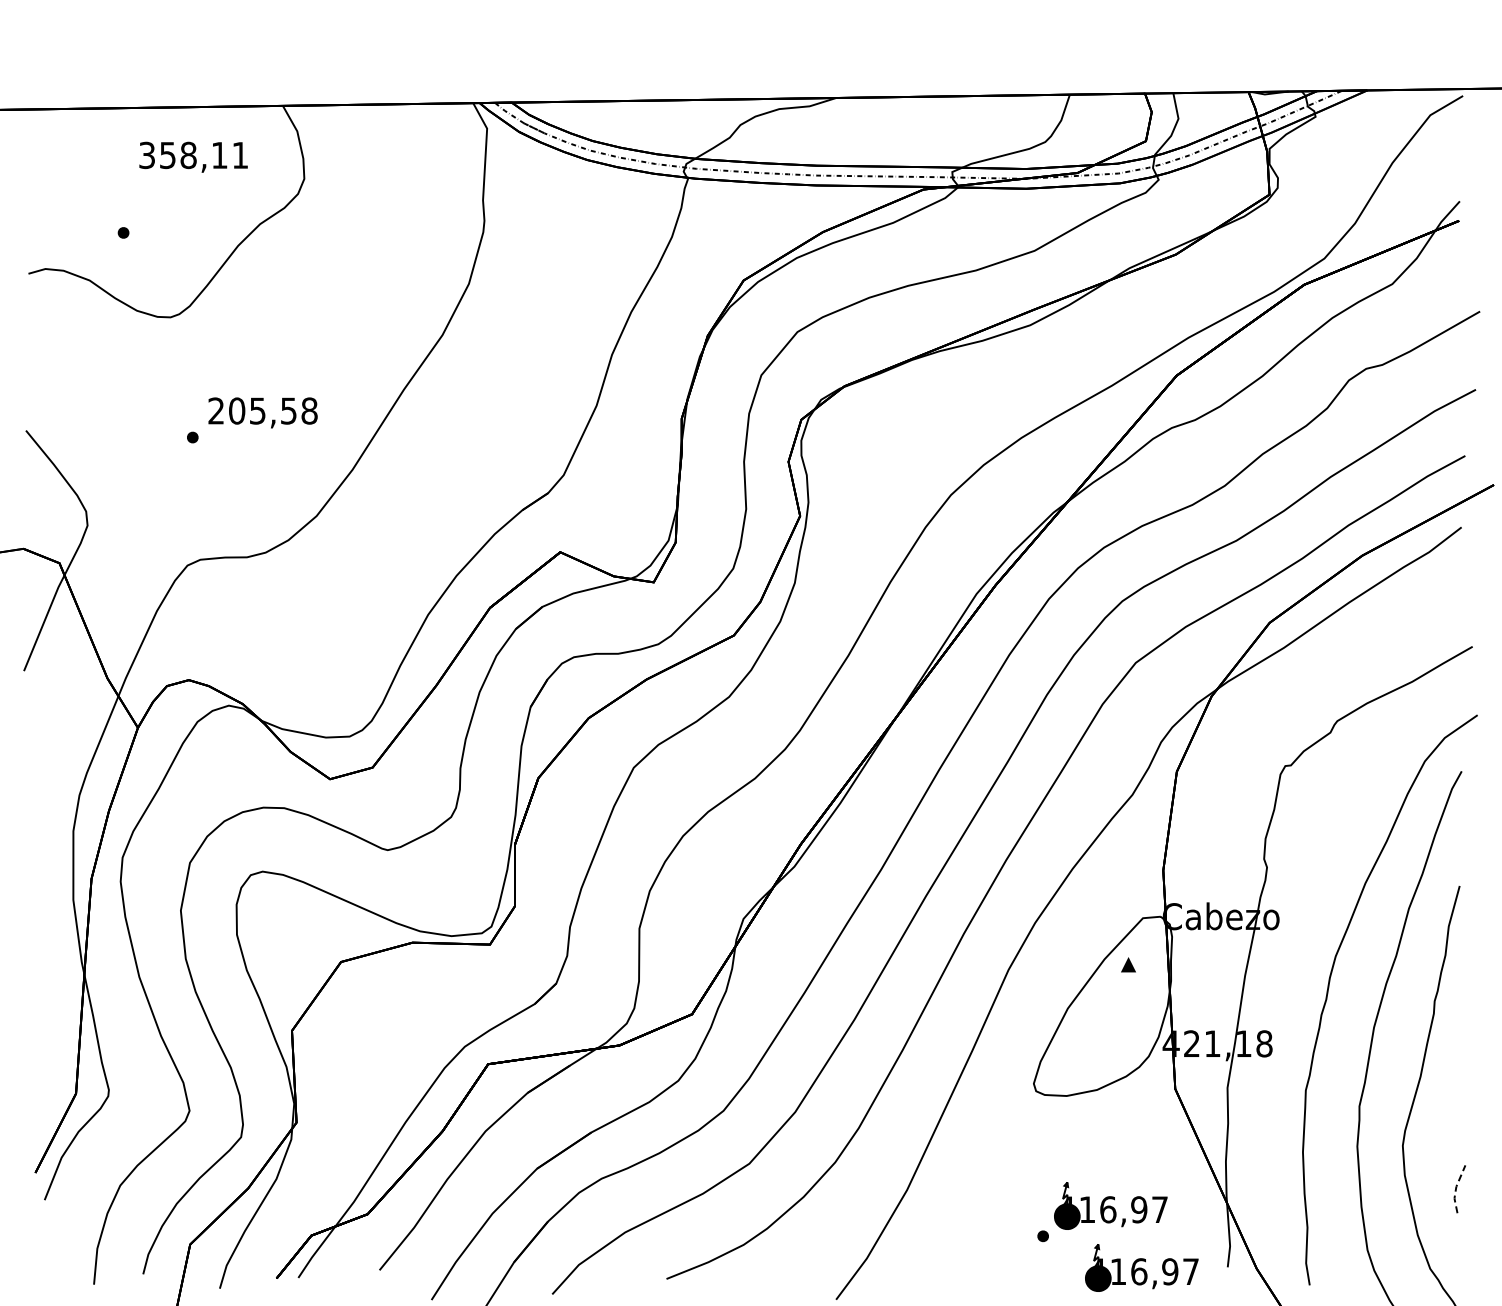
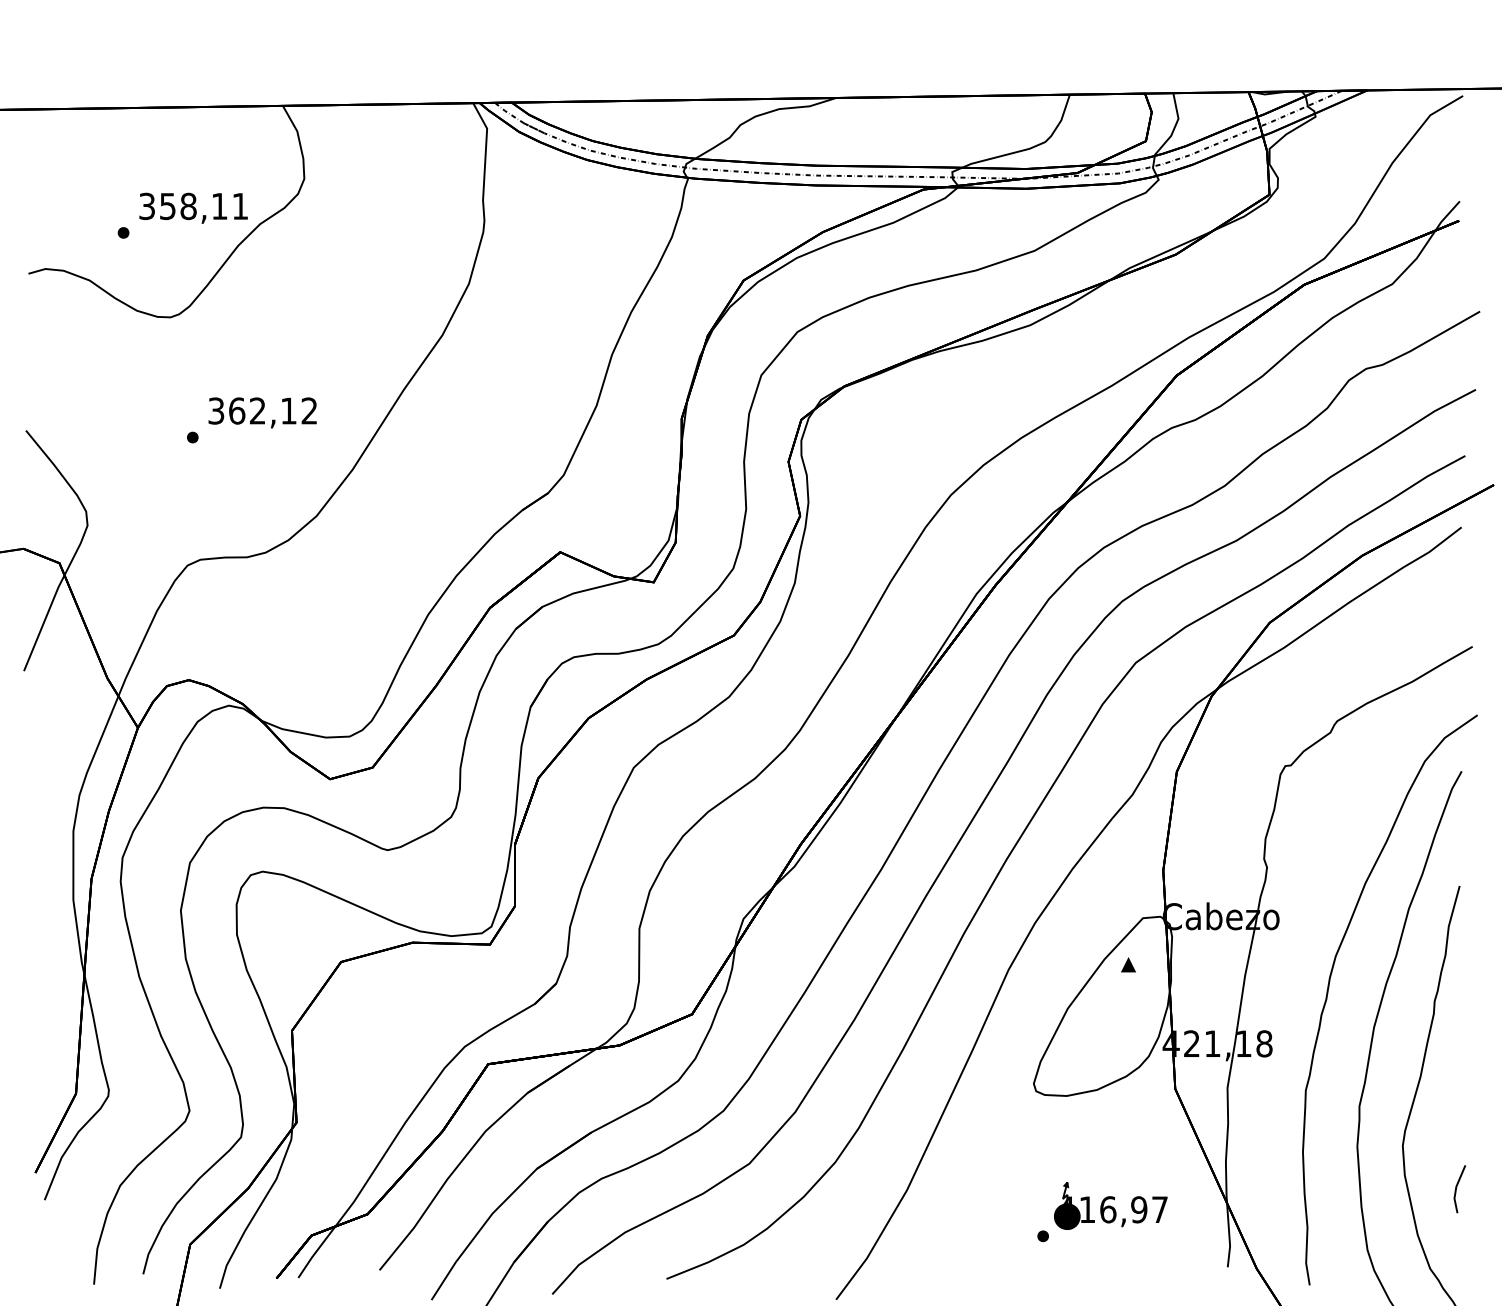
text position: (193, 156) -> (193, 207) (193, 207)
text: 205,58 -> 362,12 (262, 410)
line: dashed -> solid (1456, 1188)
part: present -> none (1141, 1267)
